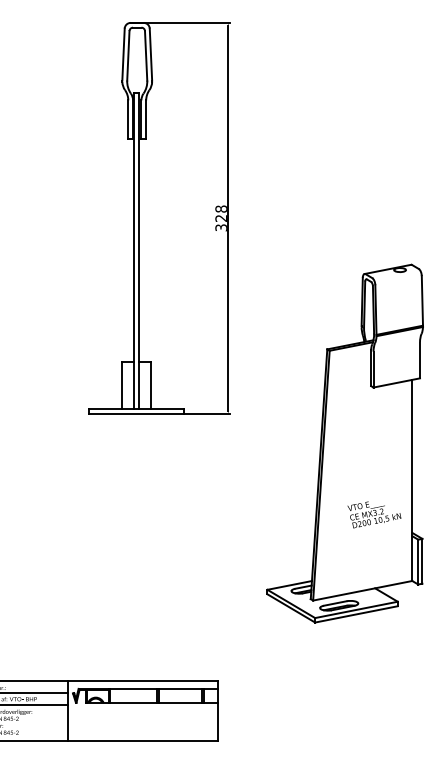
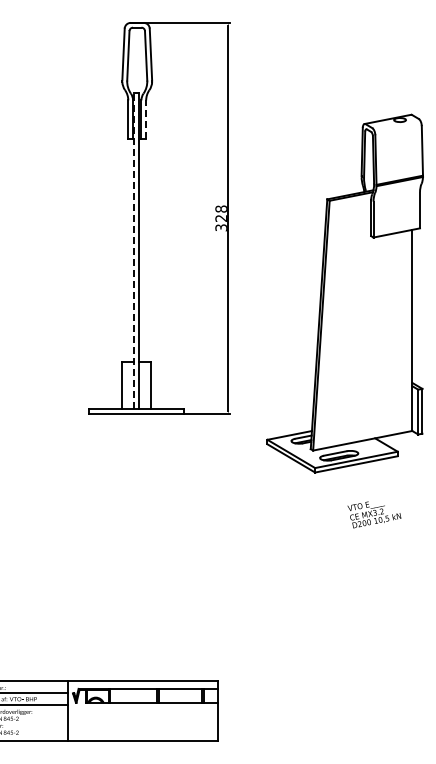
line: solid -> dashed (146, 119)
line: solid -> dashed (134, 251)
part position: (344, 443) -> (344, 293) (344, 293)
